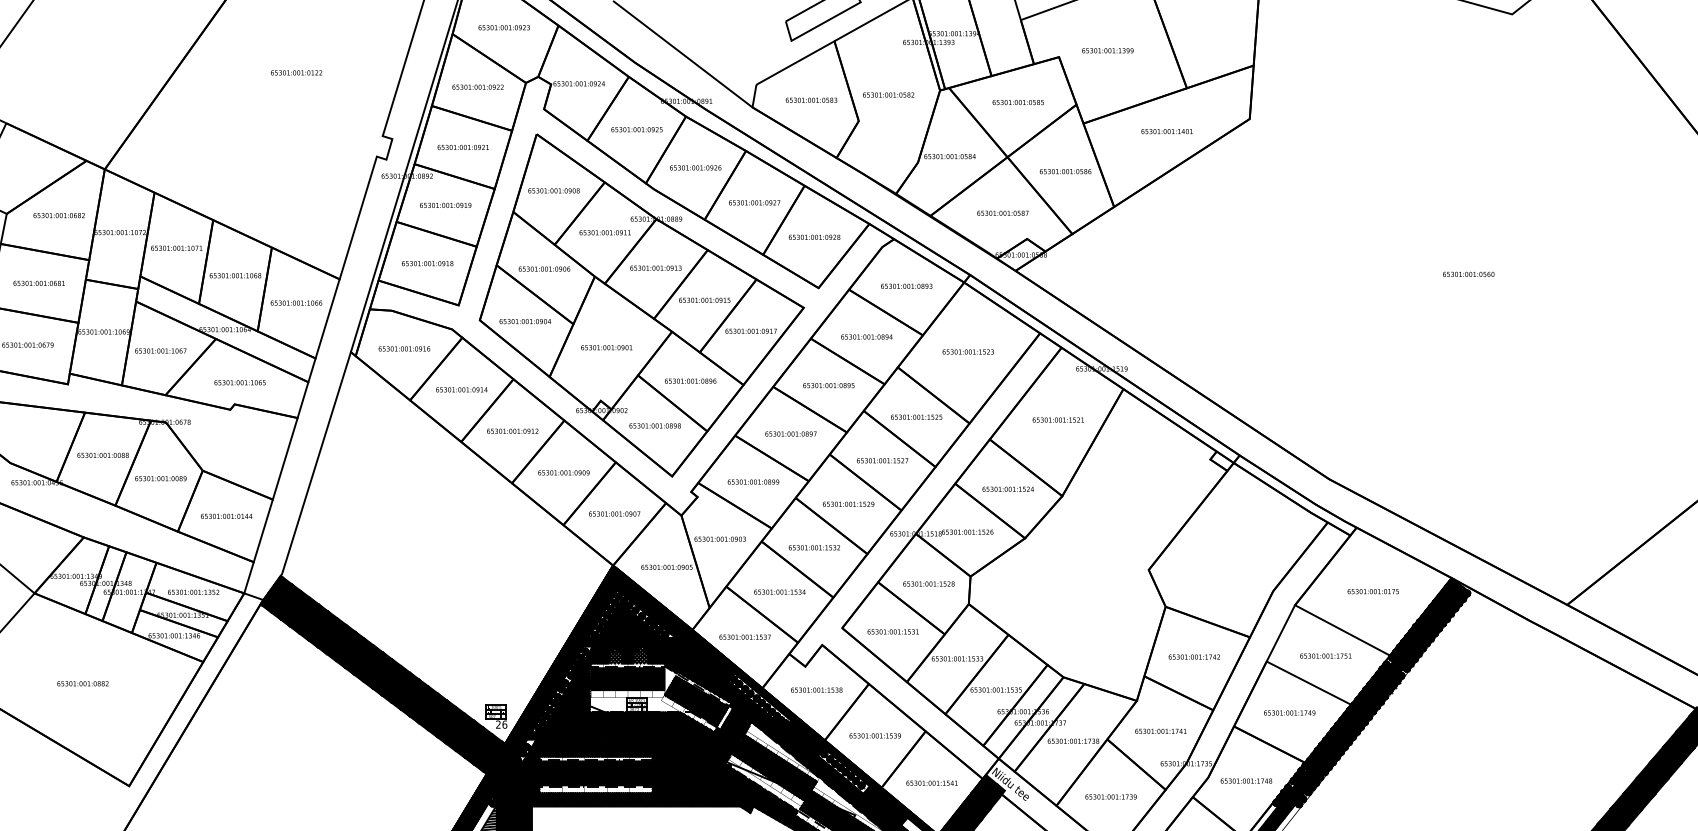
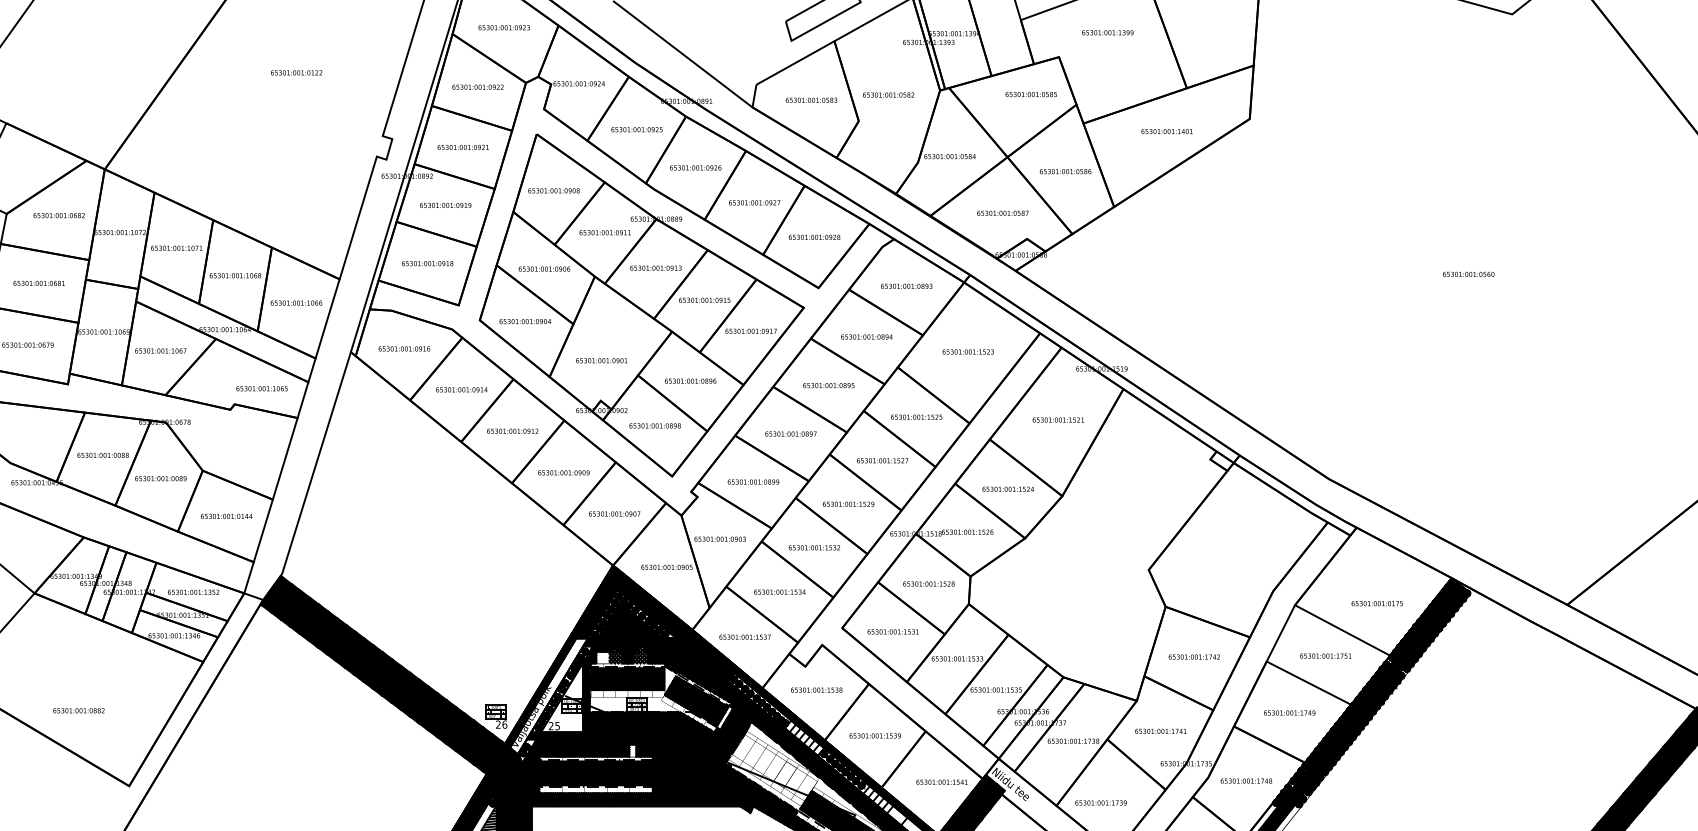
text position: (1107, 50) -> (1107, 32) (1107, 32)
text position: (1017, 102) -> (1030, 94) (1030, 94)
text position: (606, 347) -> (601, 360) (601, 360)
text position: (239, 382) -> (261, 388) (261, 388)
text position: (1372, 591) -> (1376, 603) (1376, 603)
hatch: present -> none (602, 657)
text position: (82, 683) -> (78, 710) (78, 710)
hatch: present -> none (549, 696)
fill: present -> none (561, 697)
hatch: present -> none (804, 737)
hatch: present -> none (632, 750)
hatch: present -> none (774, 767)
text position: (931, 782) -> (941, 781) (941, 781)
text position: (1110, 796) -> (1100, 802) (1100, 802)
hatch: present -> none (885, 805)
